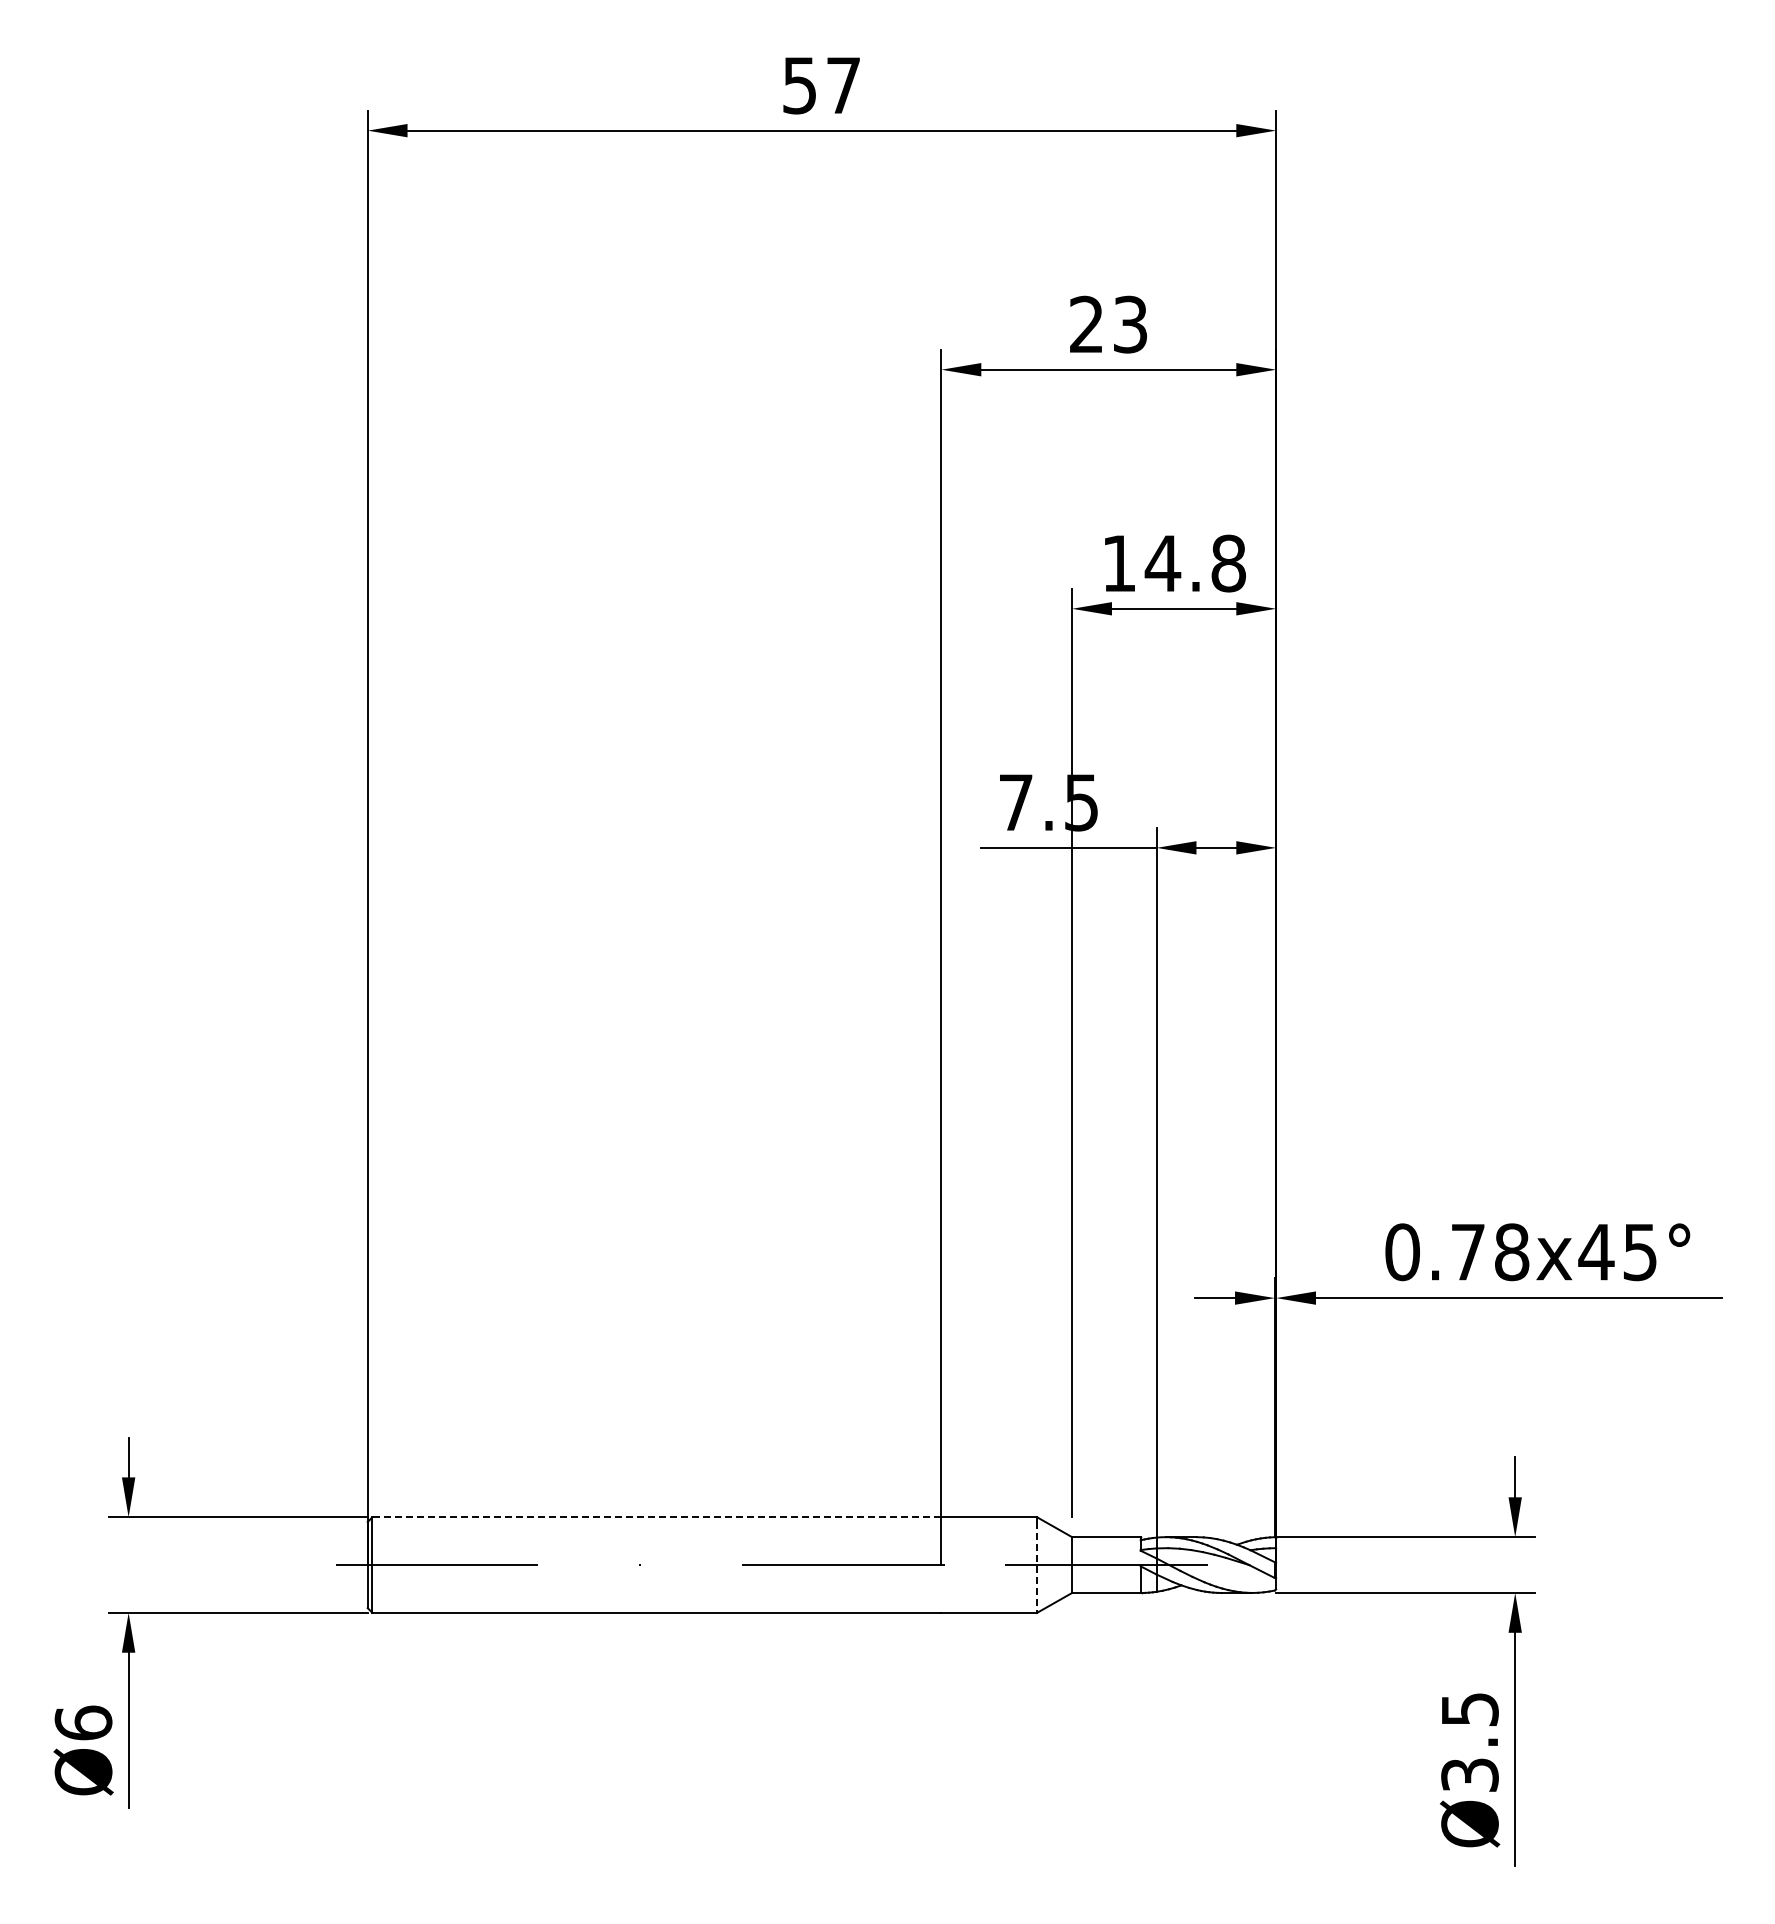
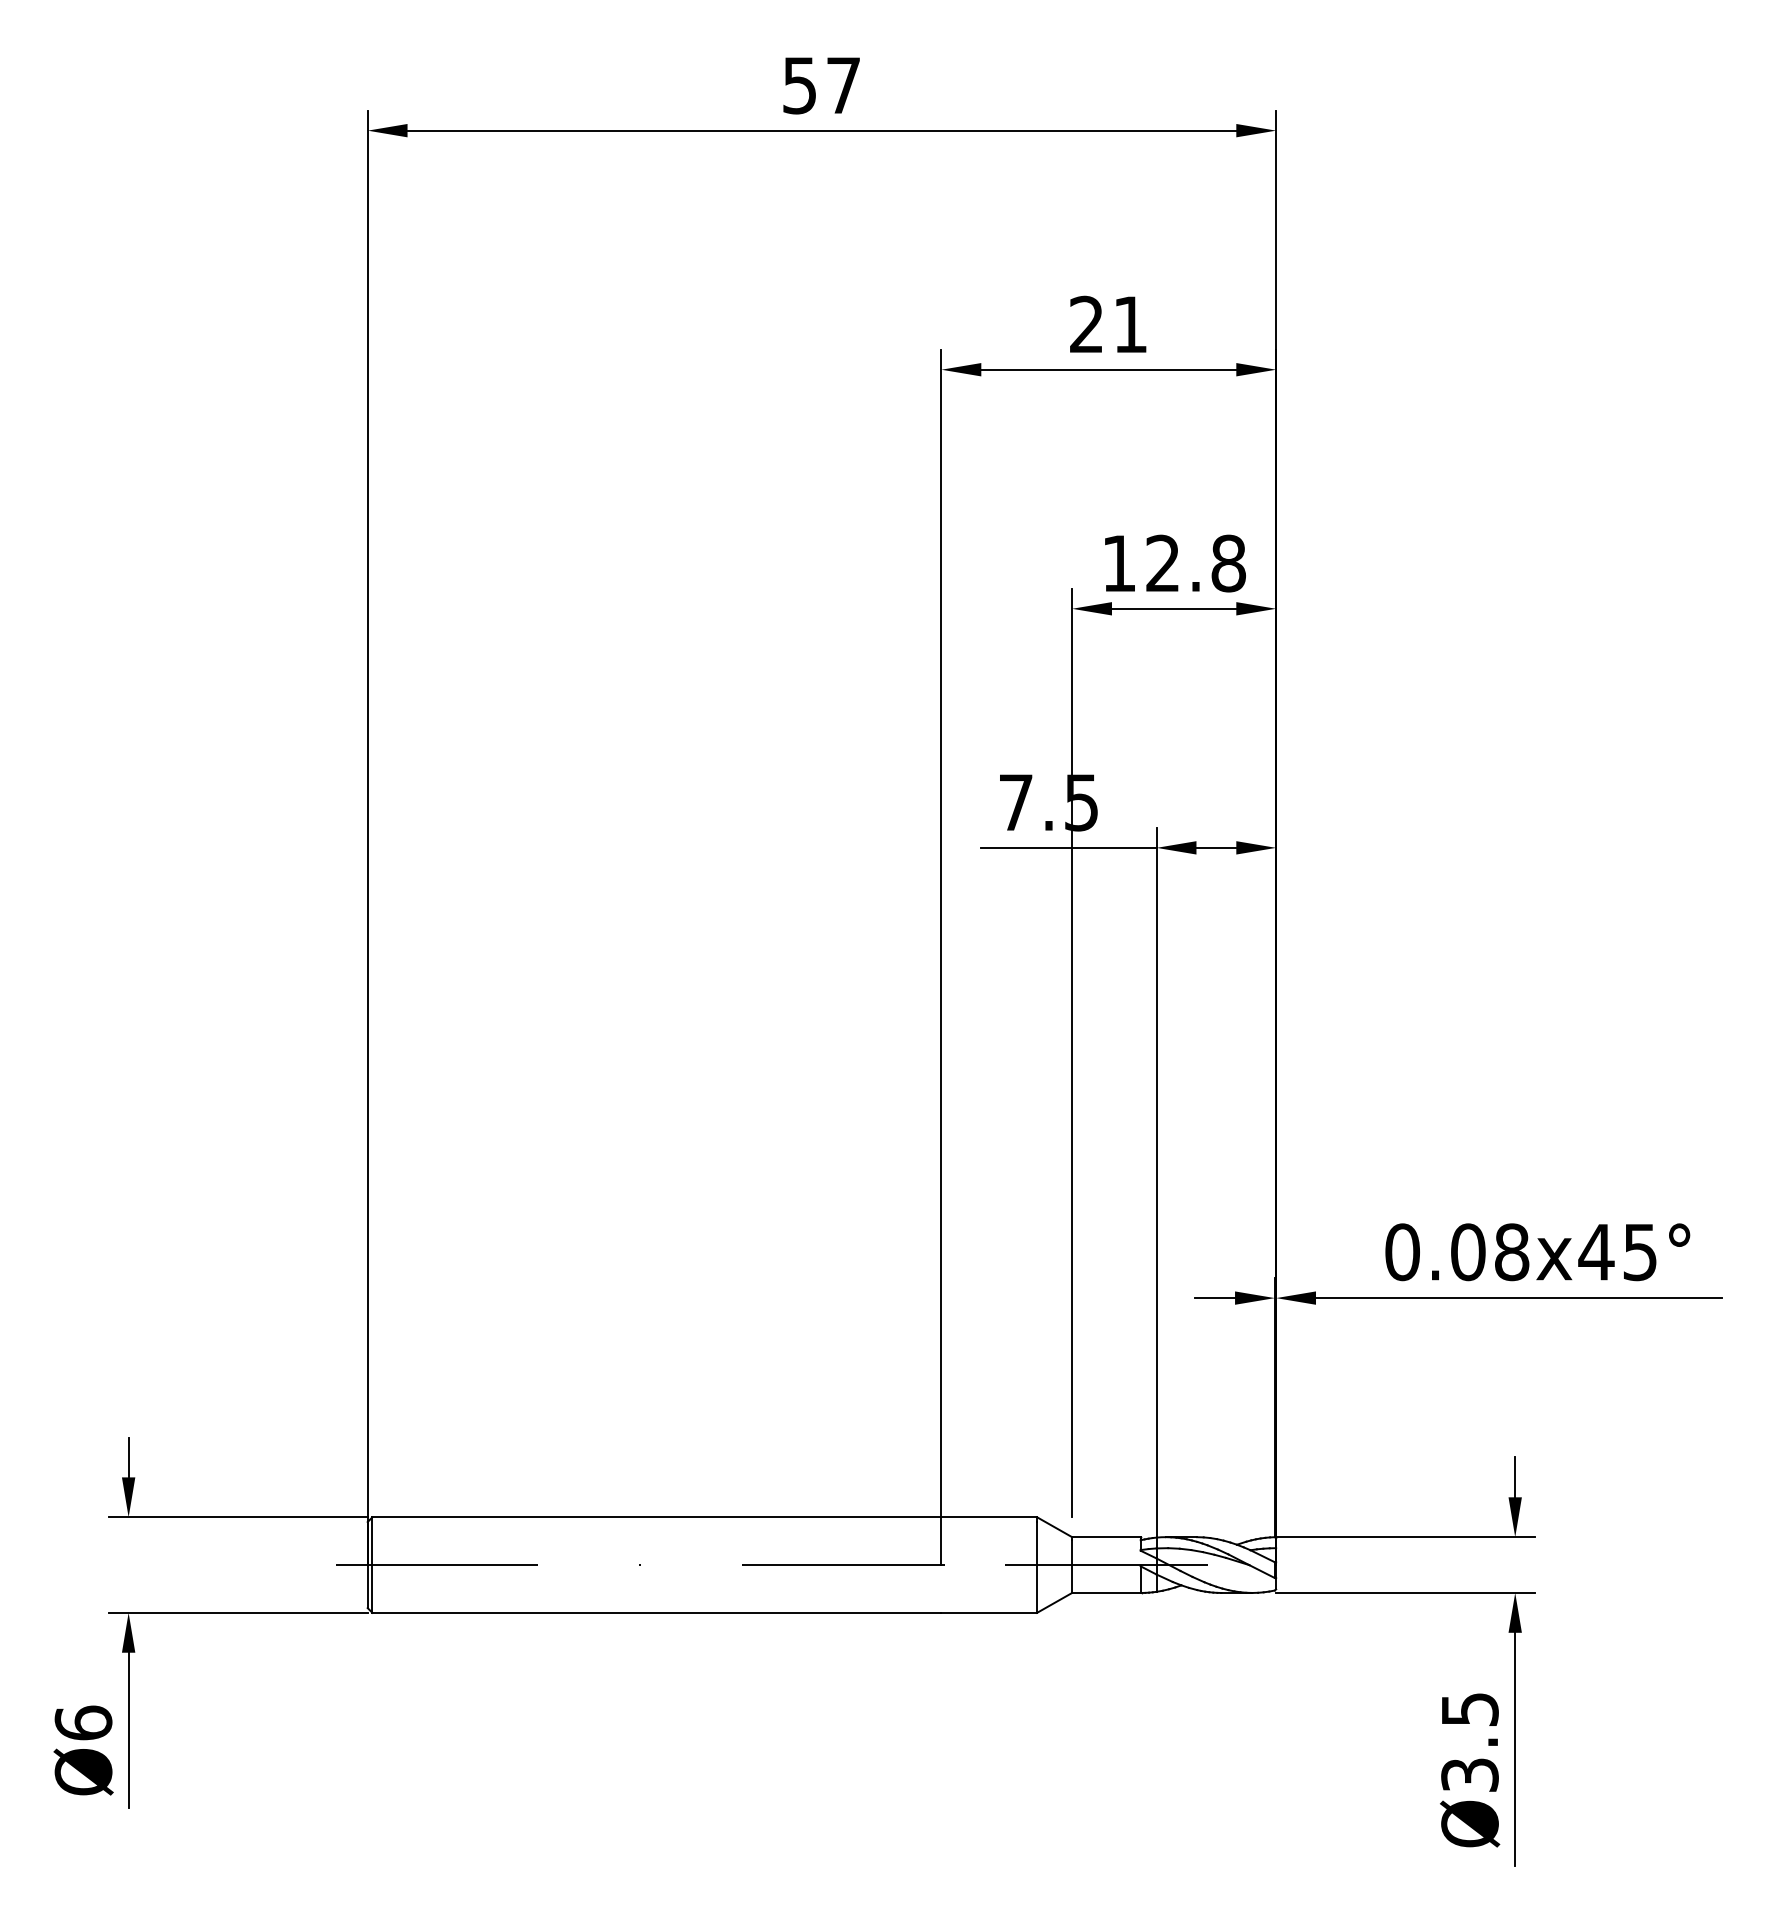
text: 23 -> 21 (1130, 324)
text: 14.8 -> 12.8 (1162, 562)
text: 0.78x45° -> 0.08x45° (1468, 1252)
line: dashed -> solid (656, 1517)
line: dashed -> solid (1037, 1567)
